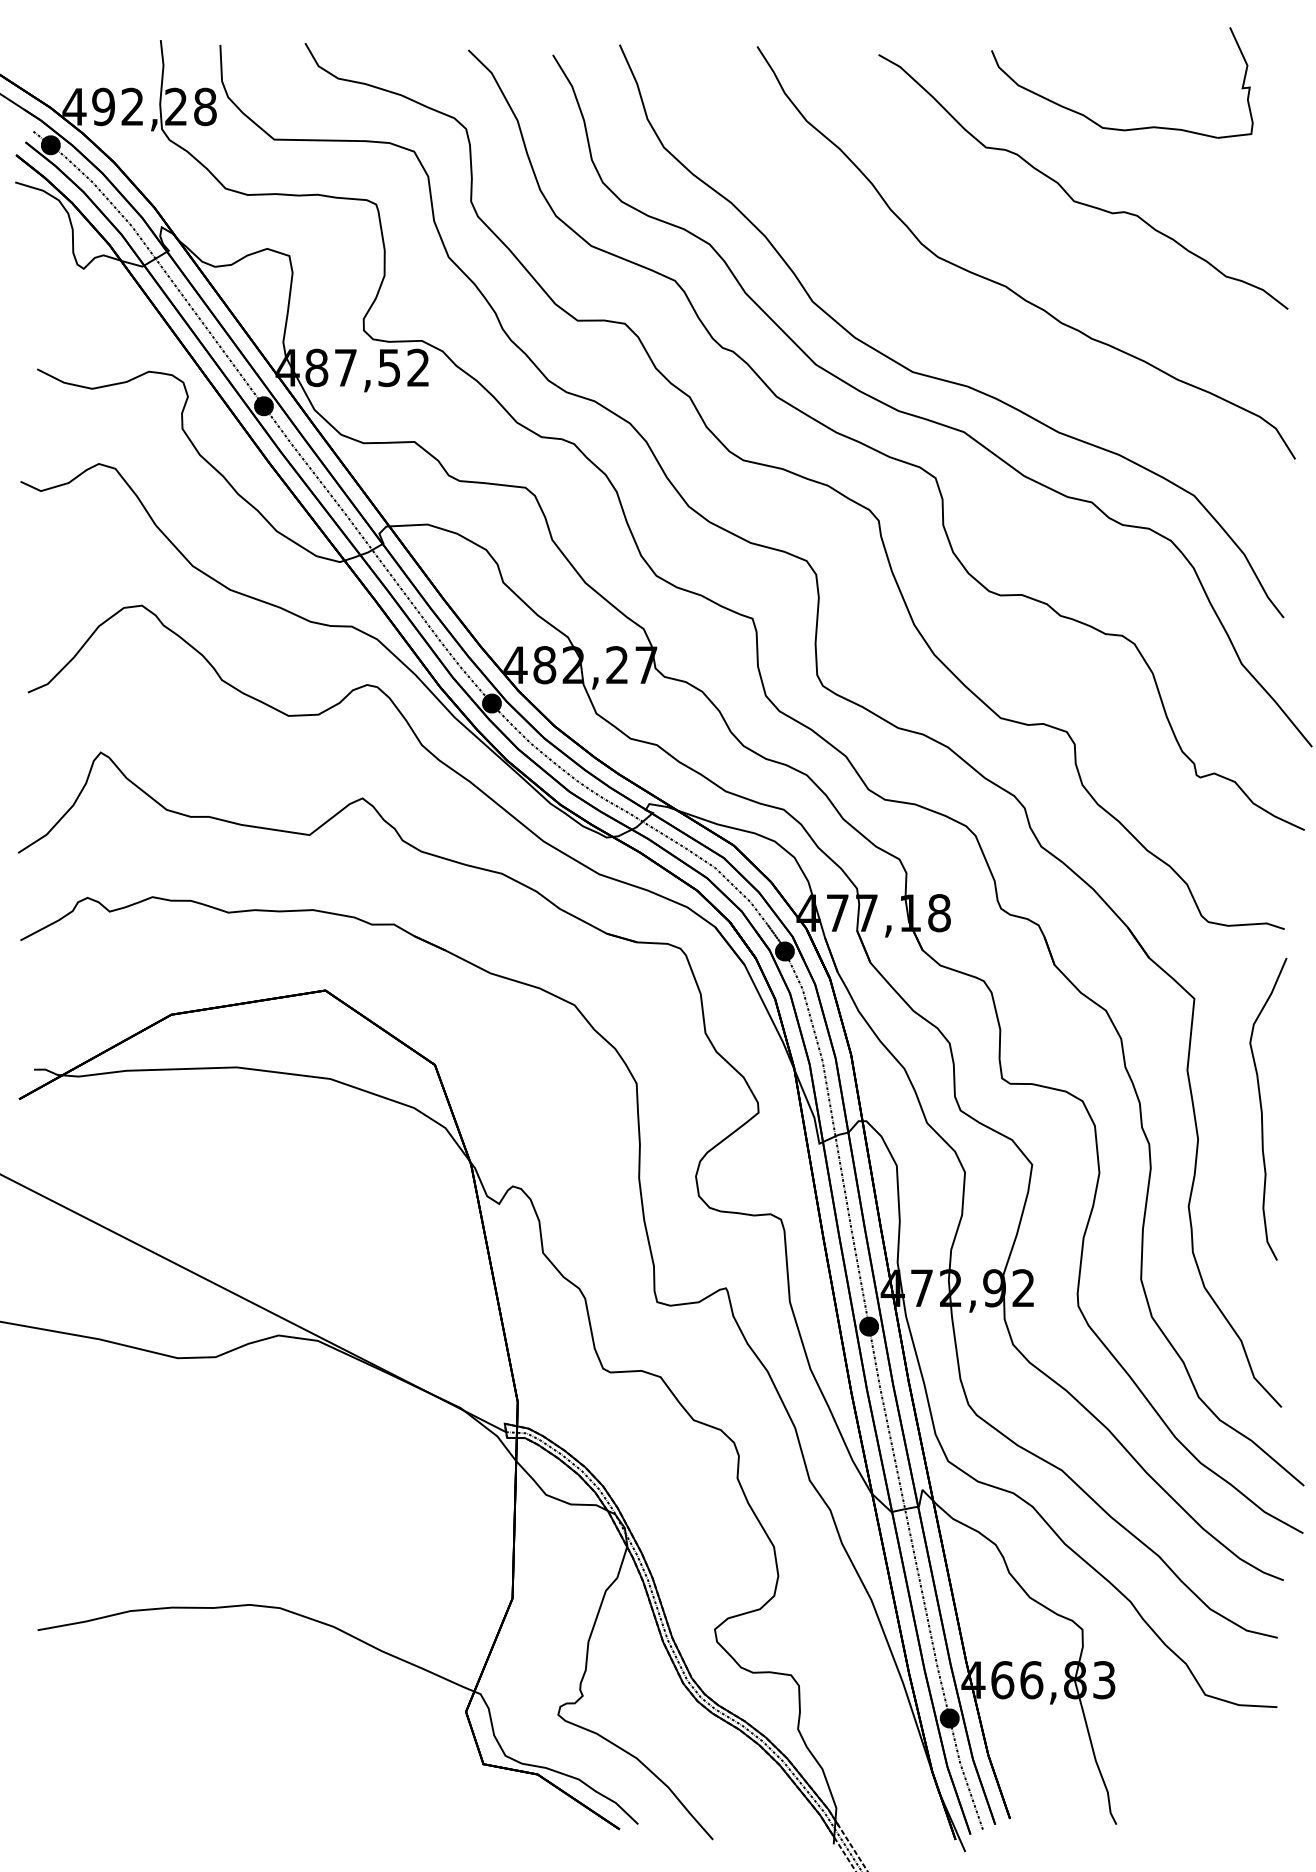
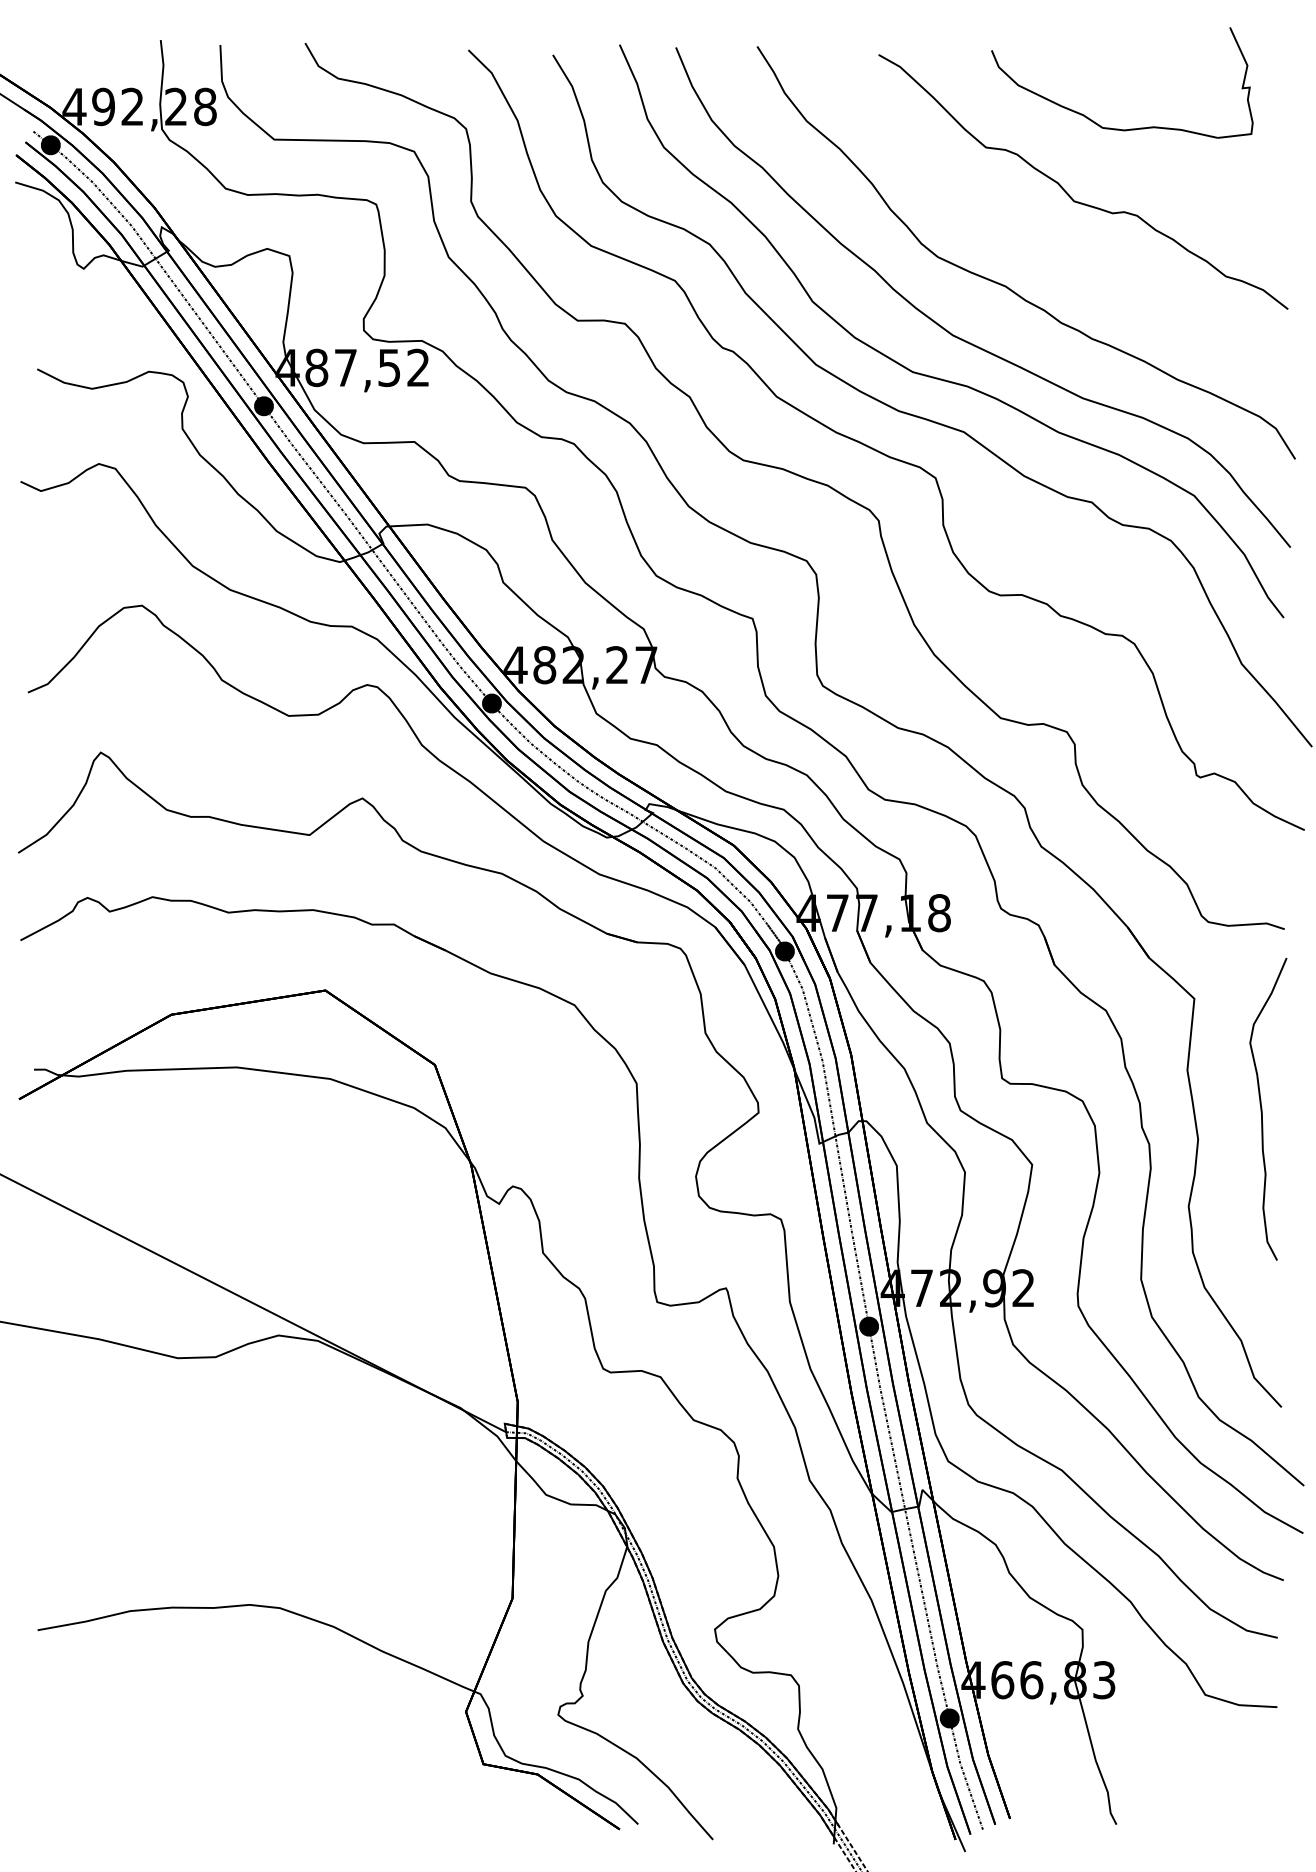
part: none -> present (962, 338)
